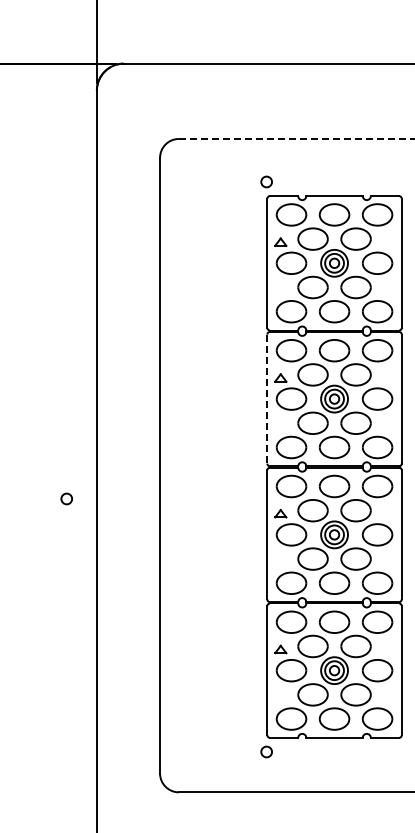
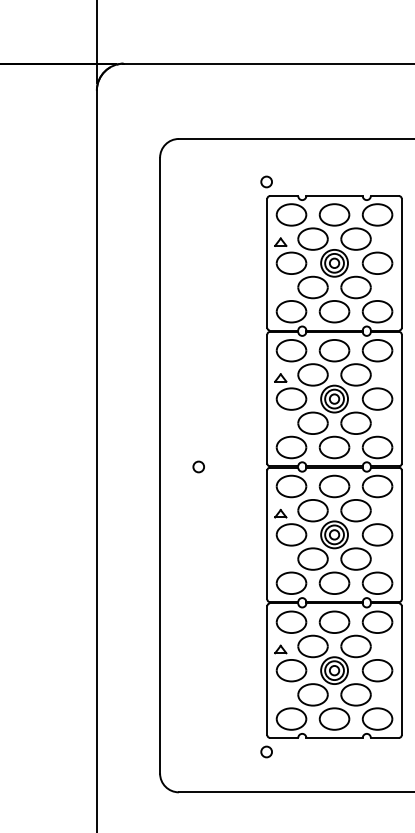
line: dashed -> solid (296, 138)
line: dashed -> solid (267, 399)
circle position: (66, 498) -> (198, 466) (198, 466)
